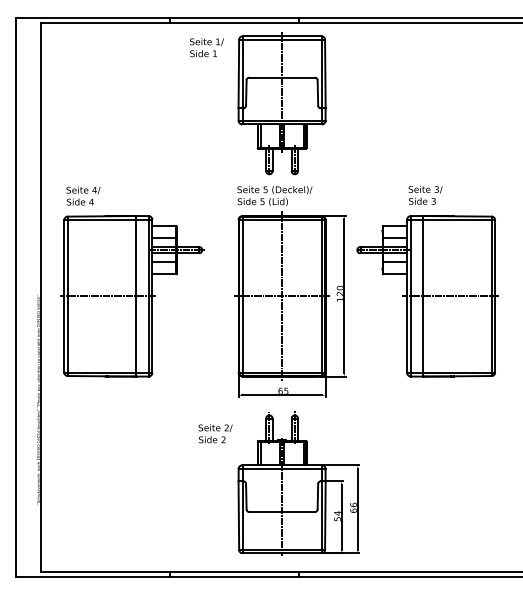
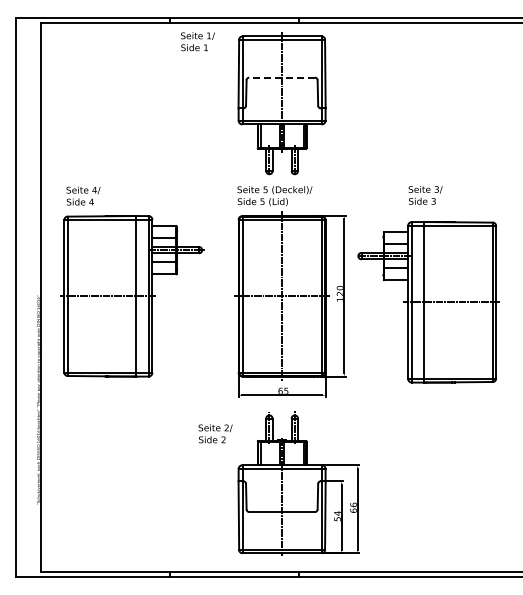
text position: (206, 47) -> (197, 41) (197, 41)
line: solid -> dashed (282, 77)
part position: (427, 296) -> (428, 302) (428, 302)
